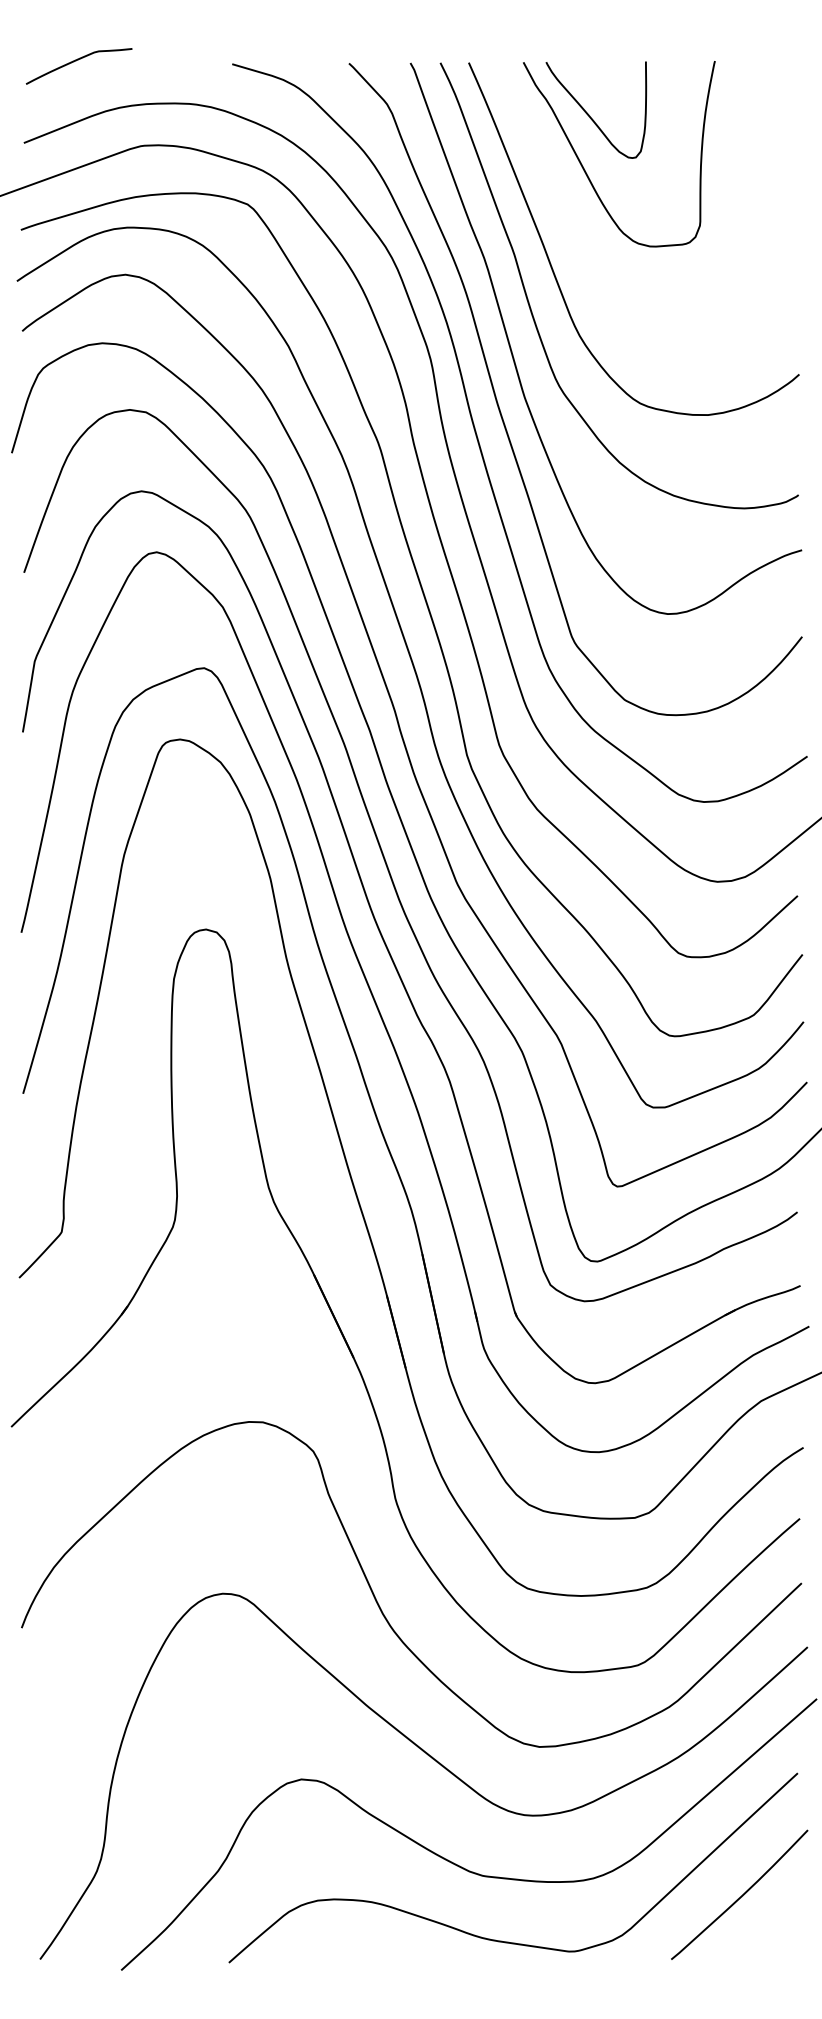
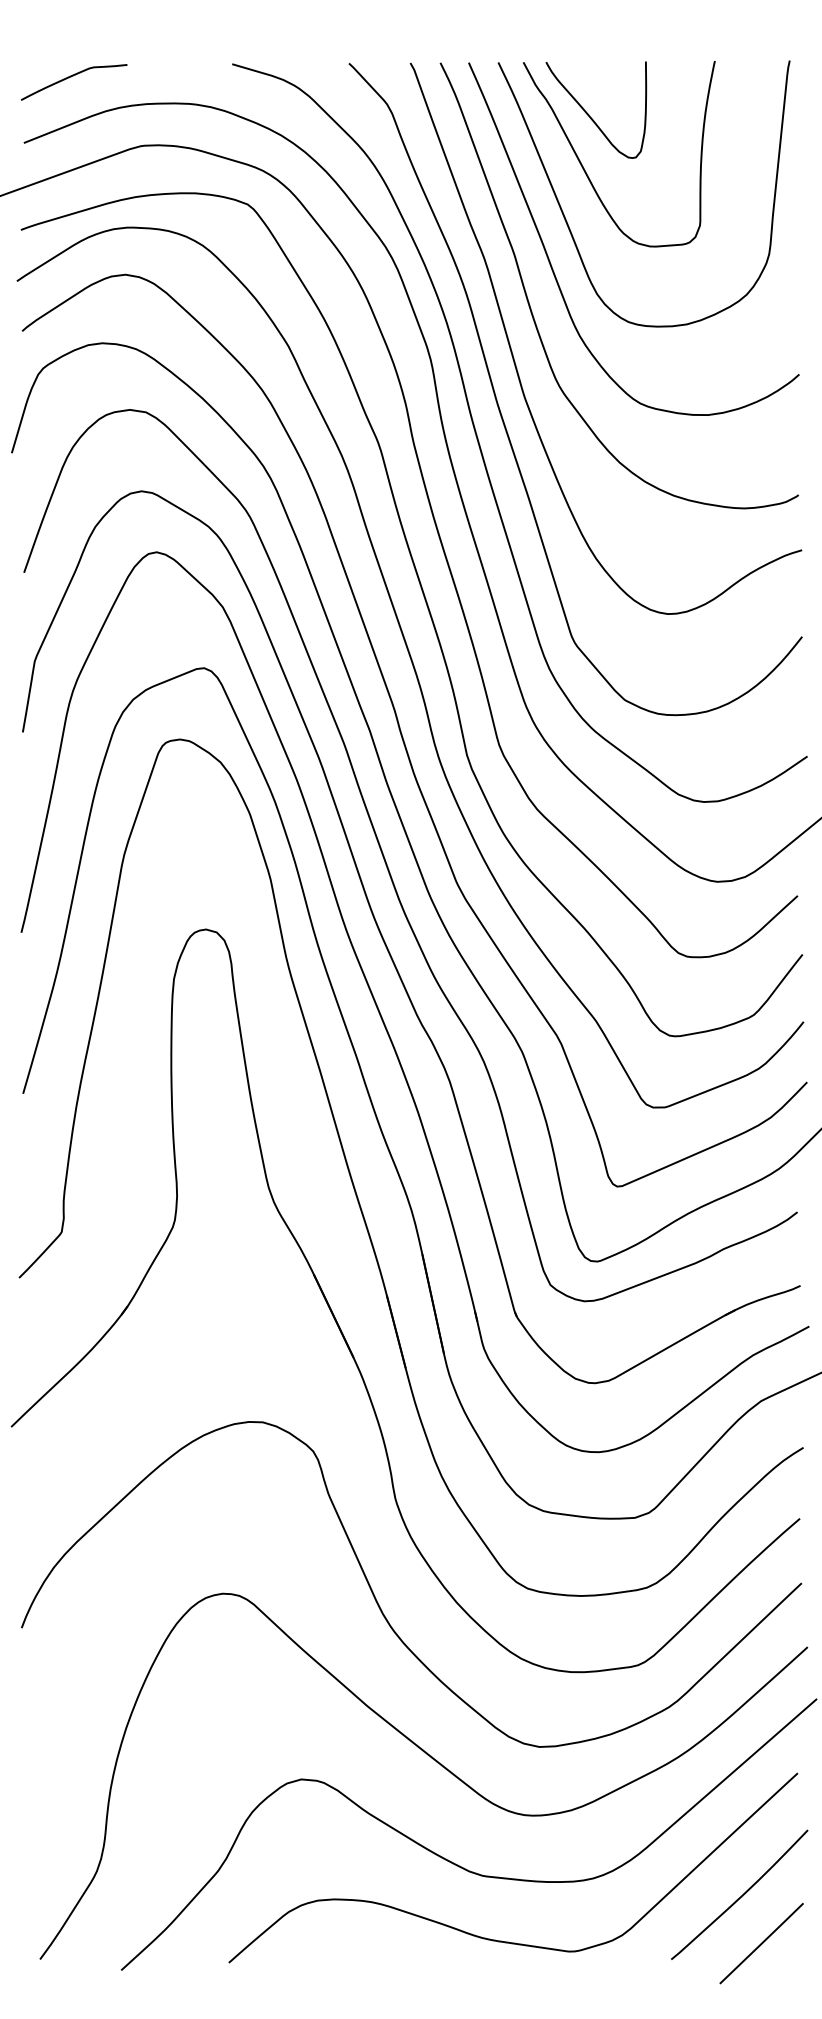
curve position: (76, 61) -> (71, 77) (71, 77)
curve: none -> present (568, 223)
line: none -> present (761, 1943)
